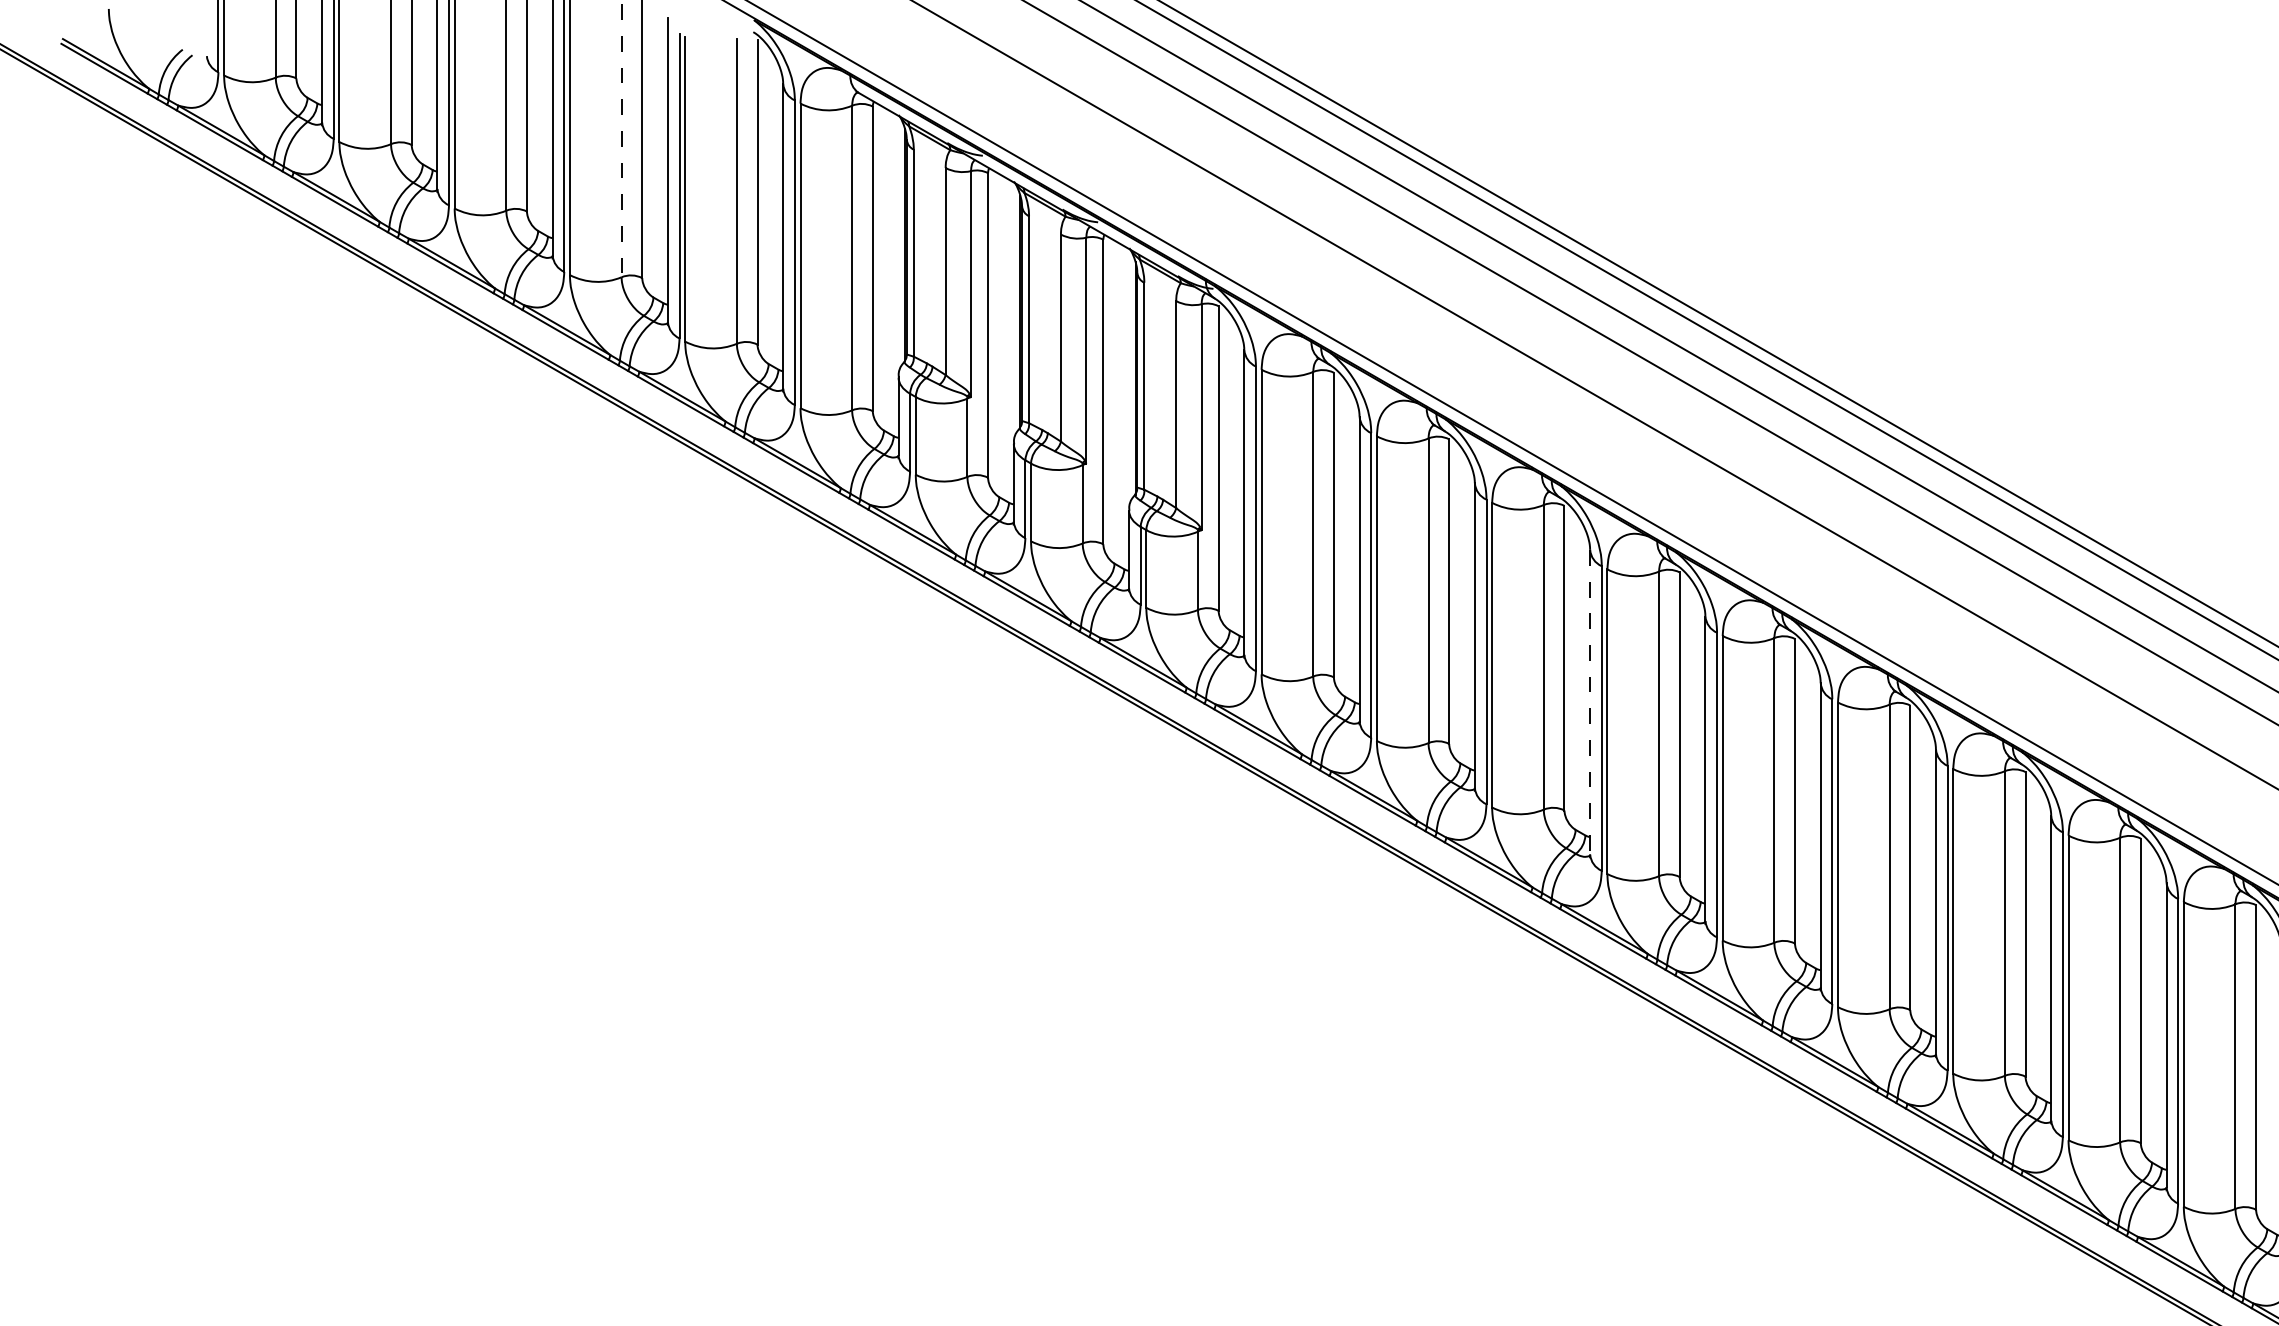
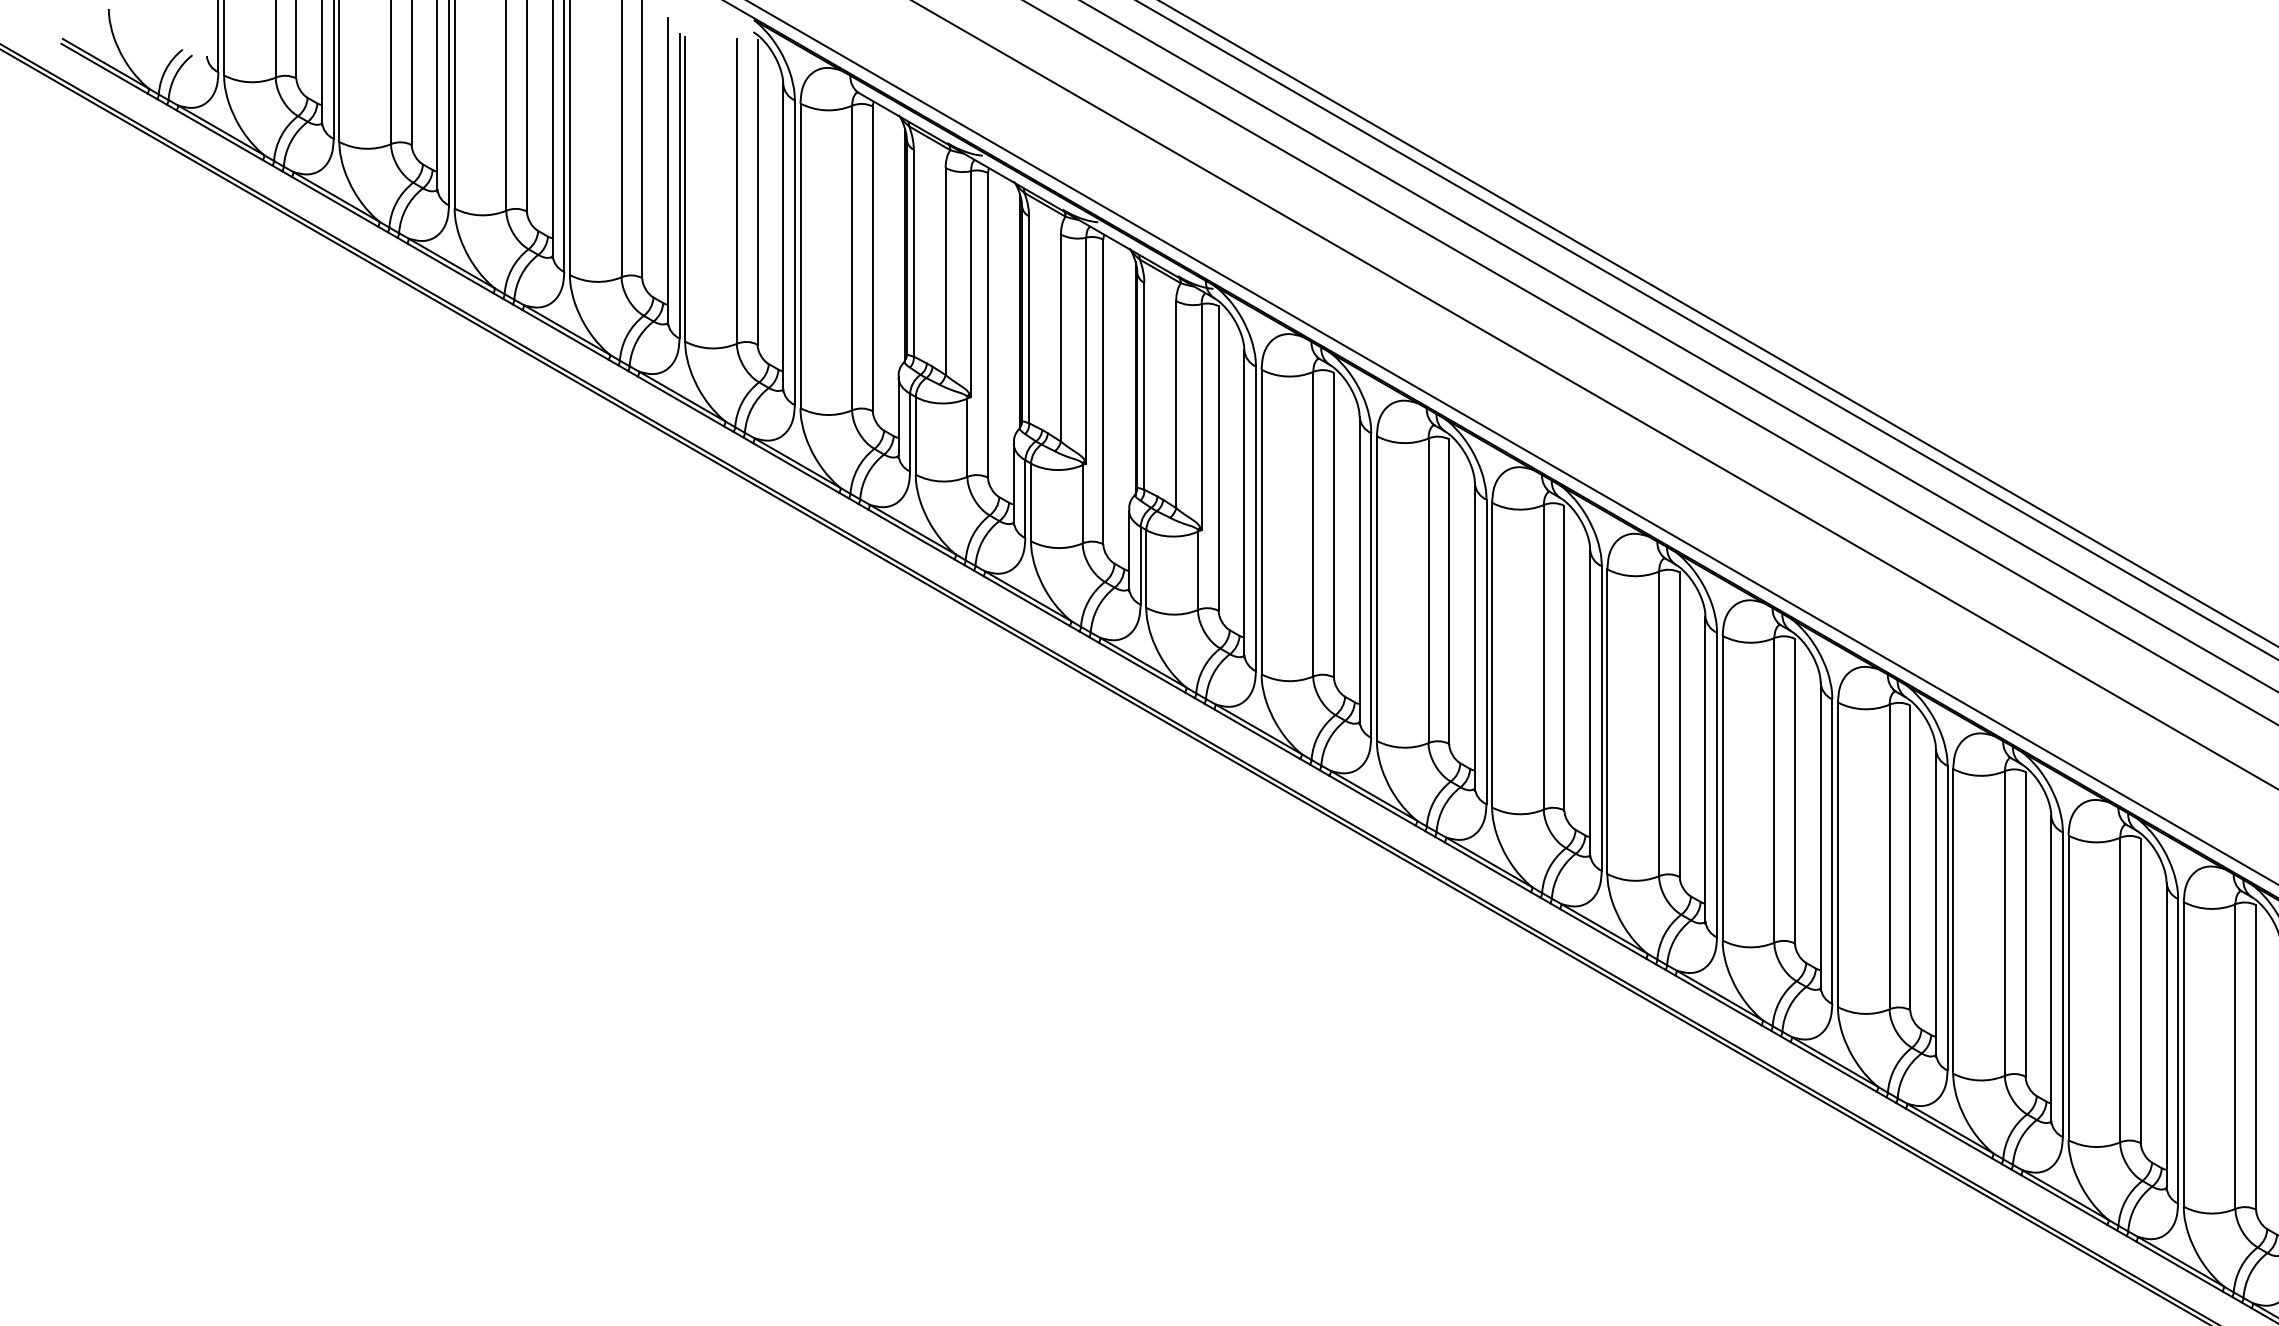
line: dashed -> solid (621, 139)
line: dashed -> solid (1590, 702)
